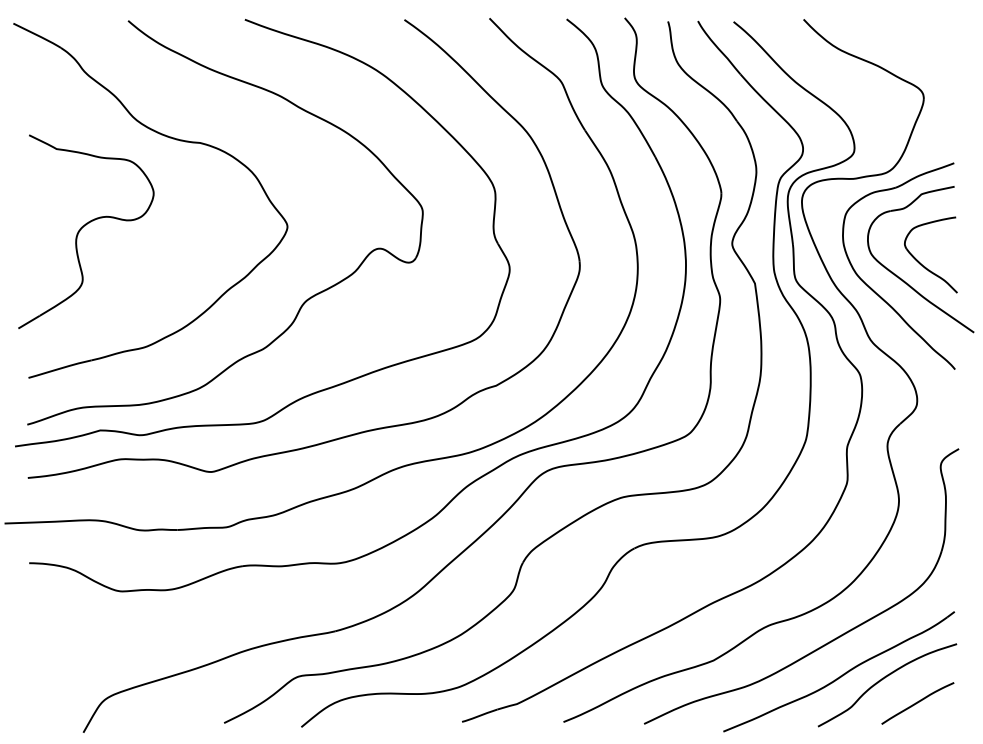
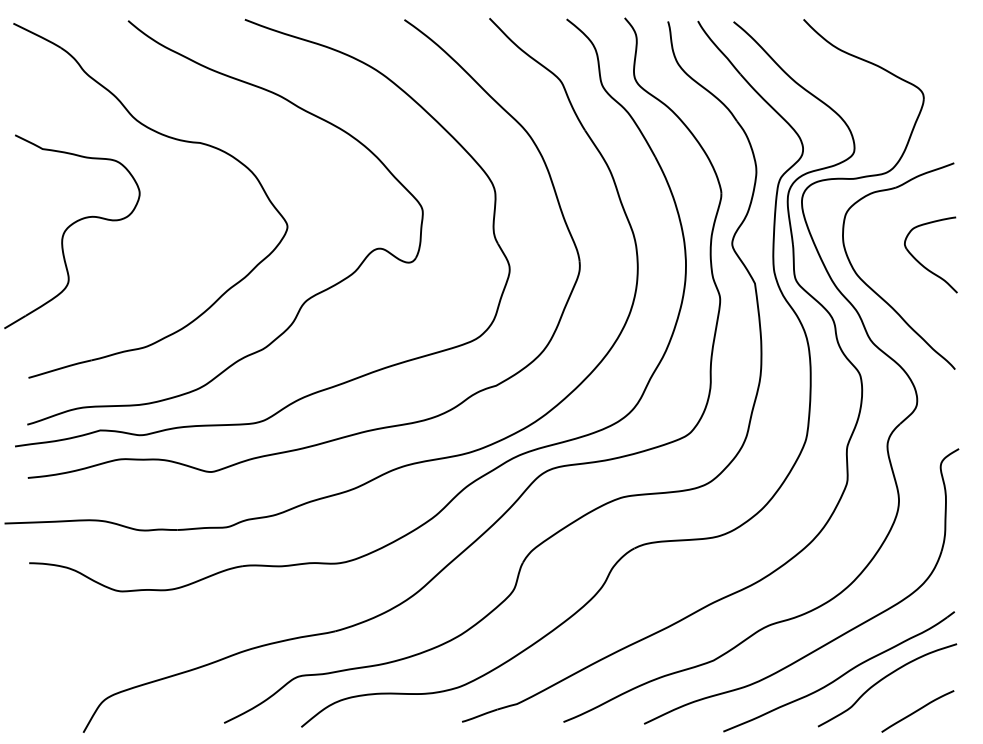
part position: (86, 231) -> (72, 231) (72, 231)
part: present -> none (904, 280)
curve position: (917, 703) -> (917, 711) (917, 711)
